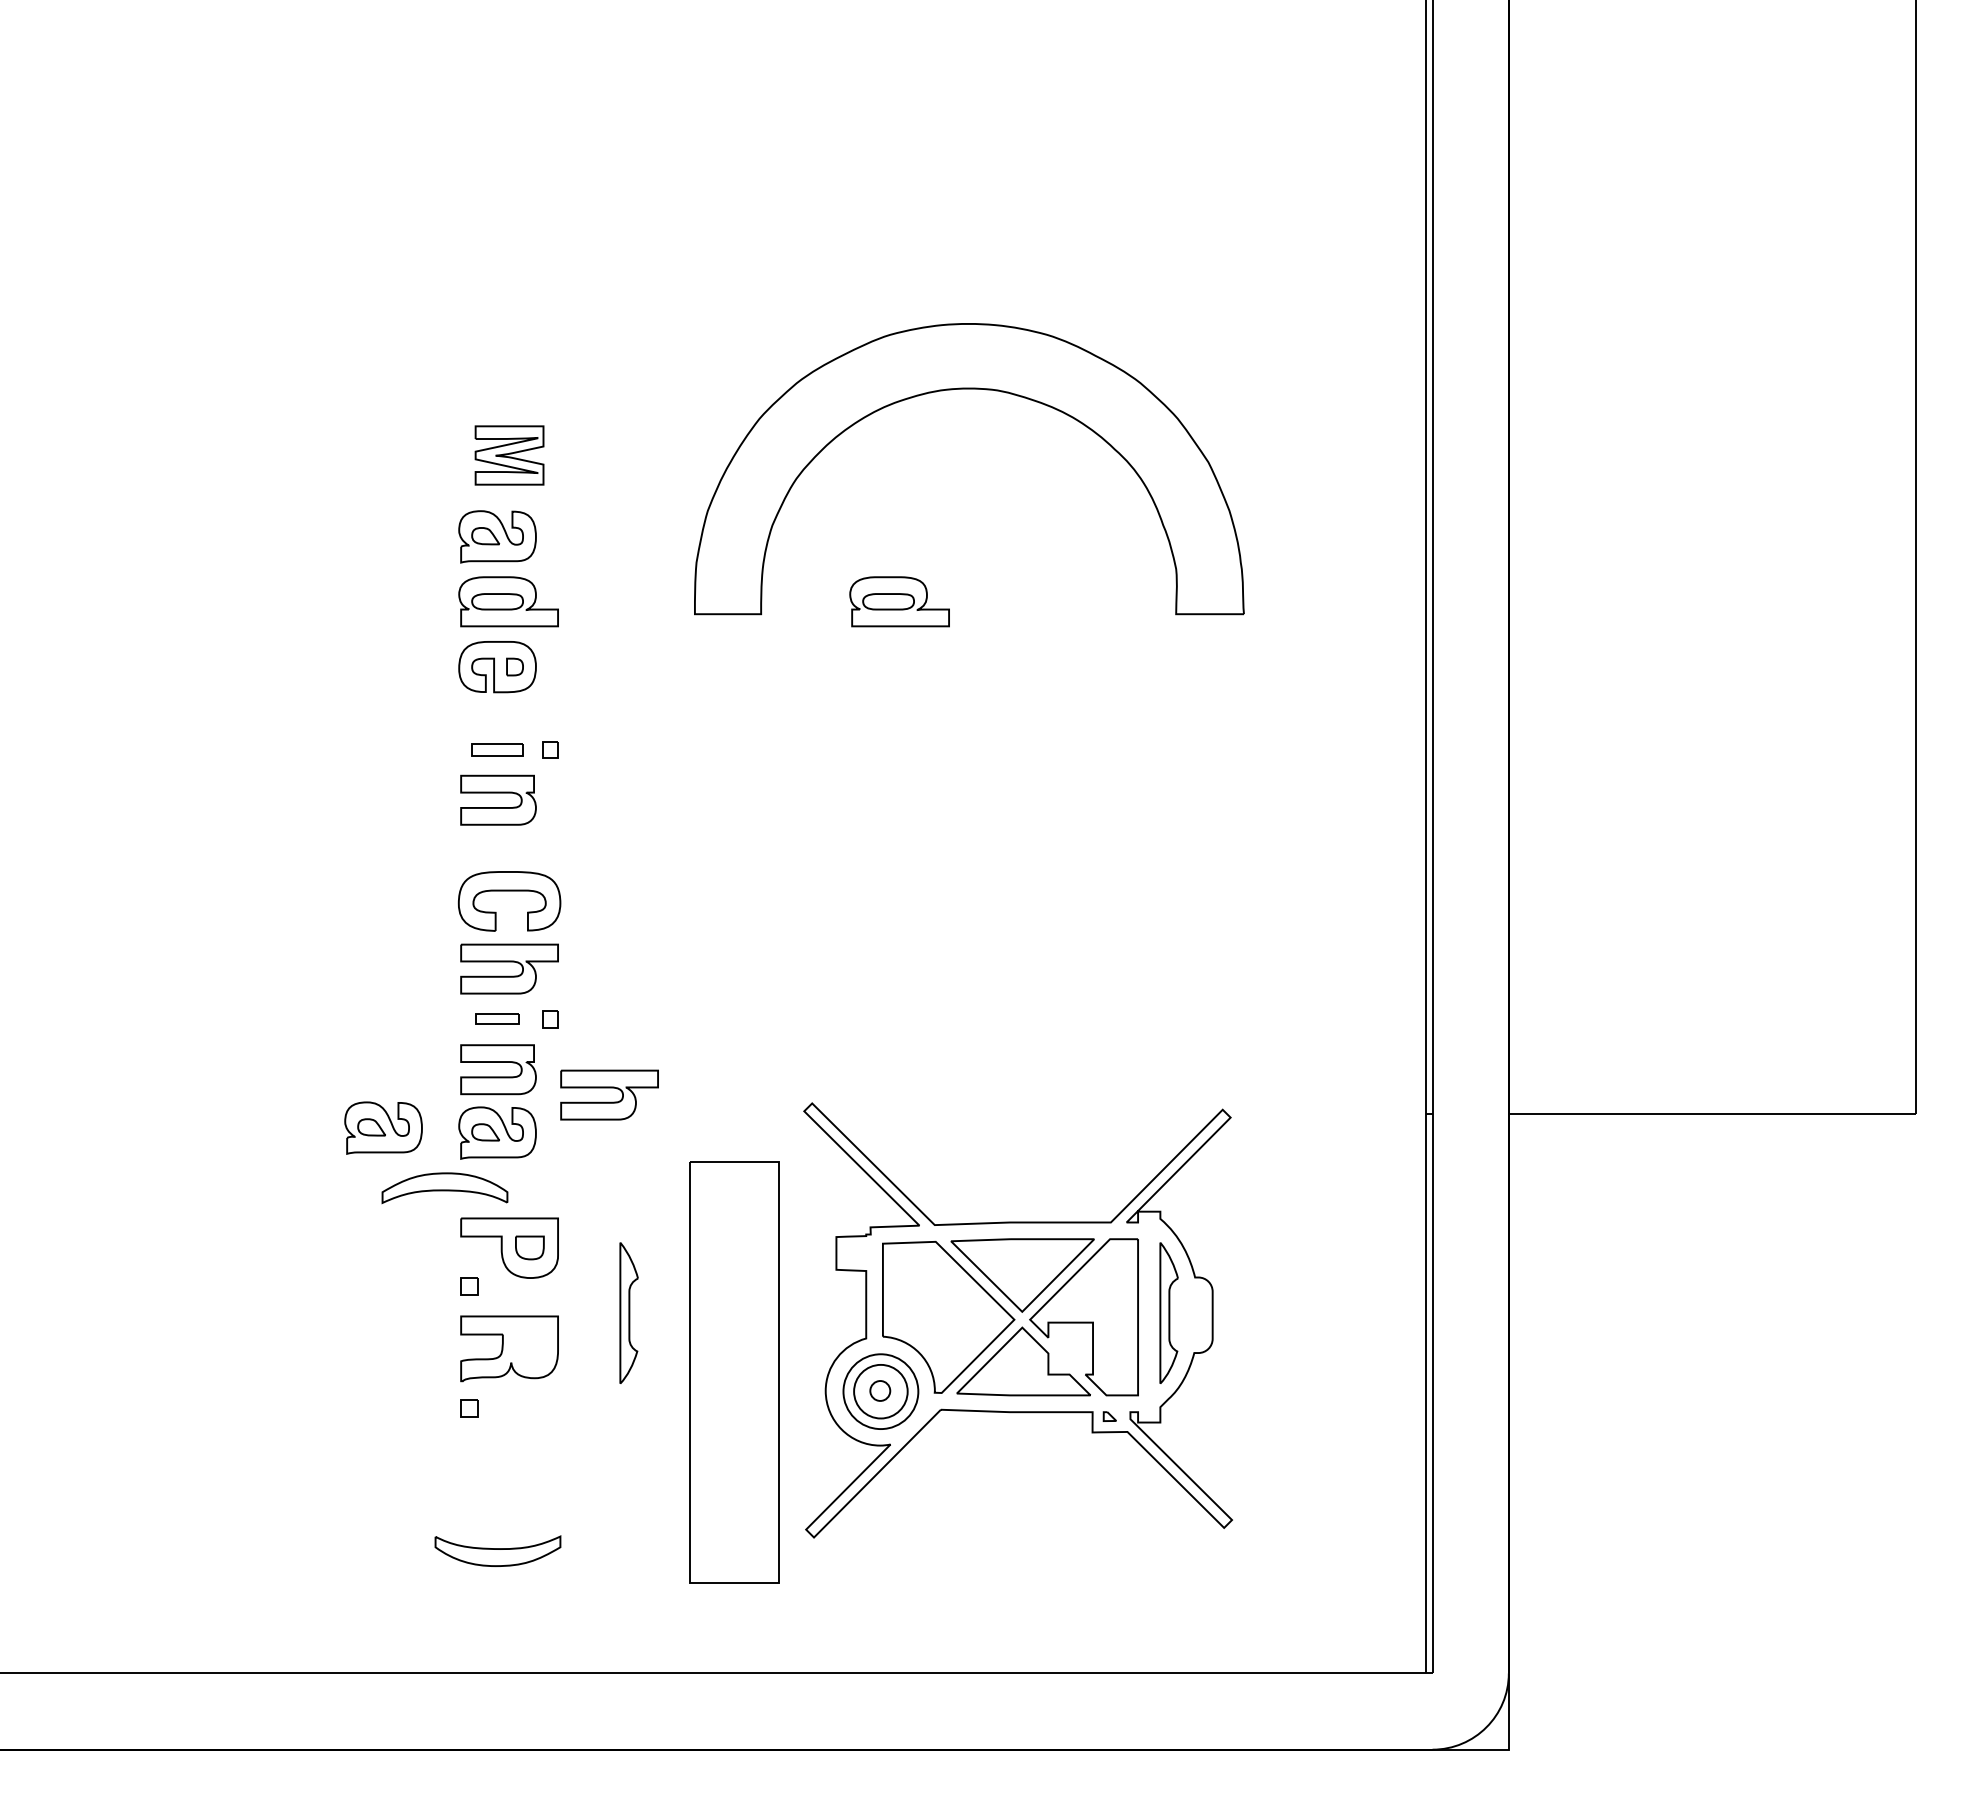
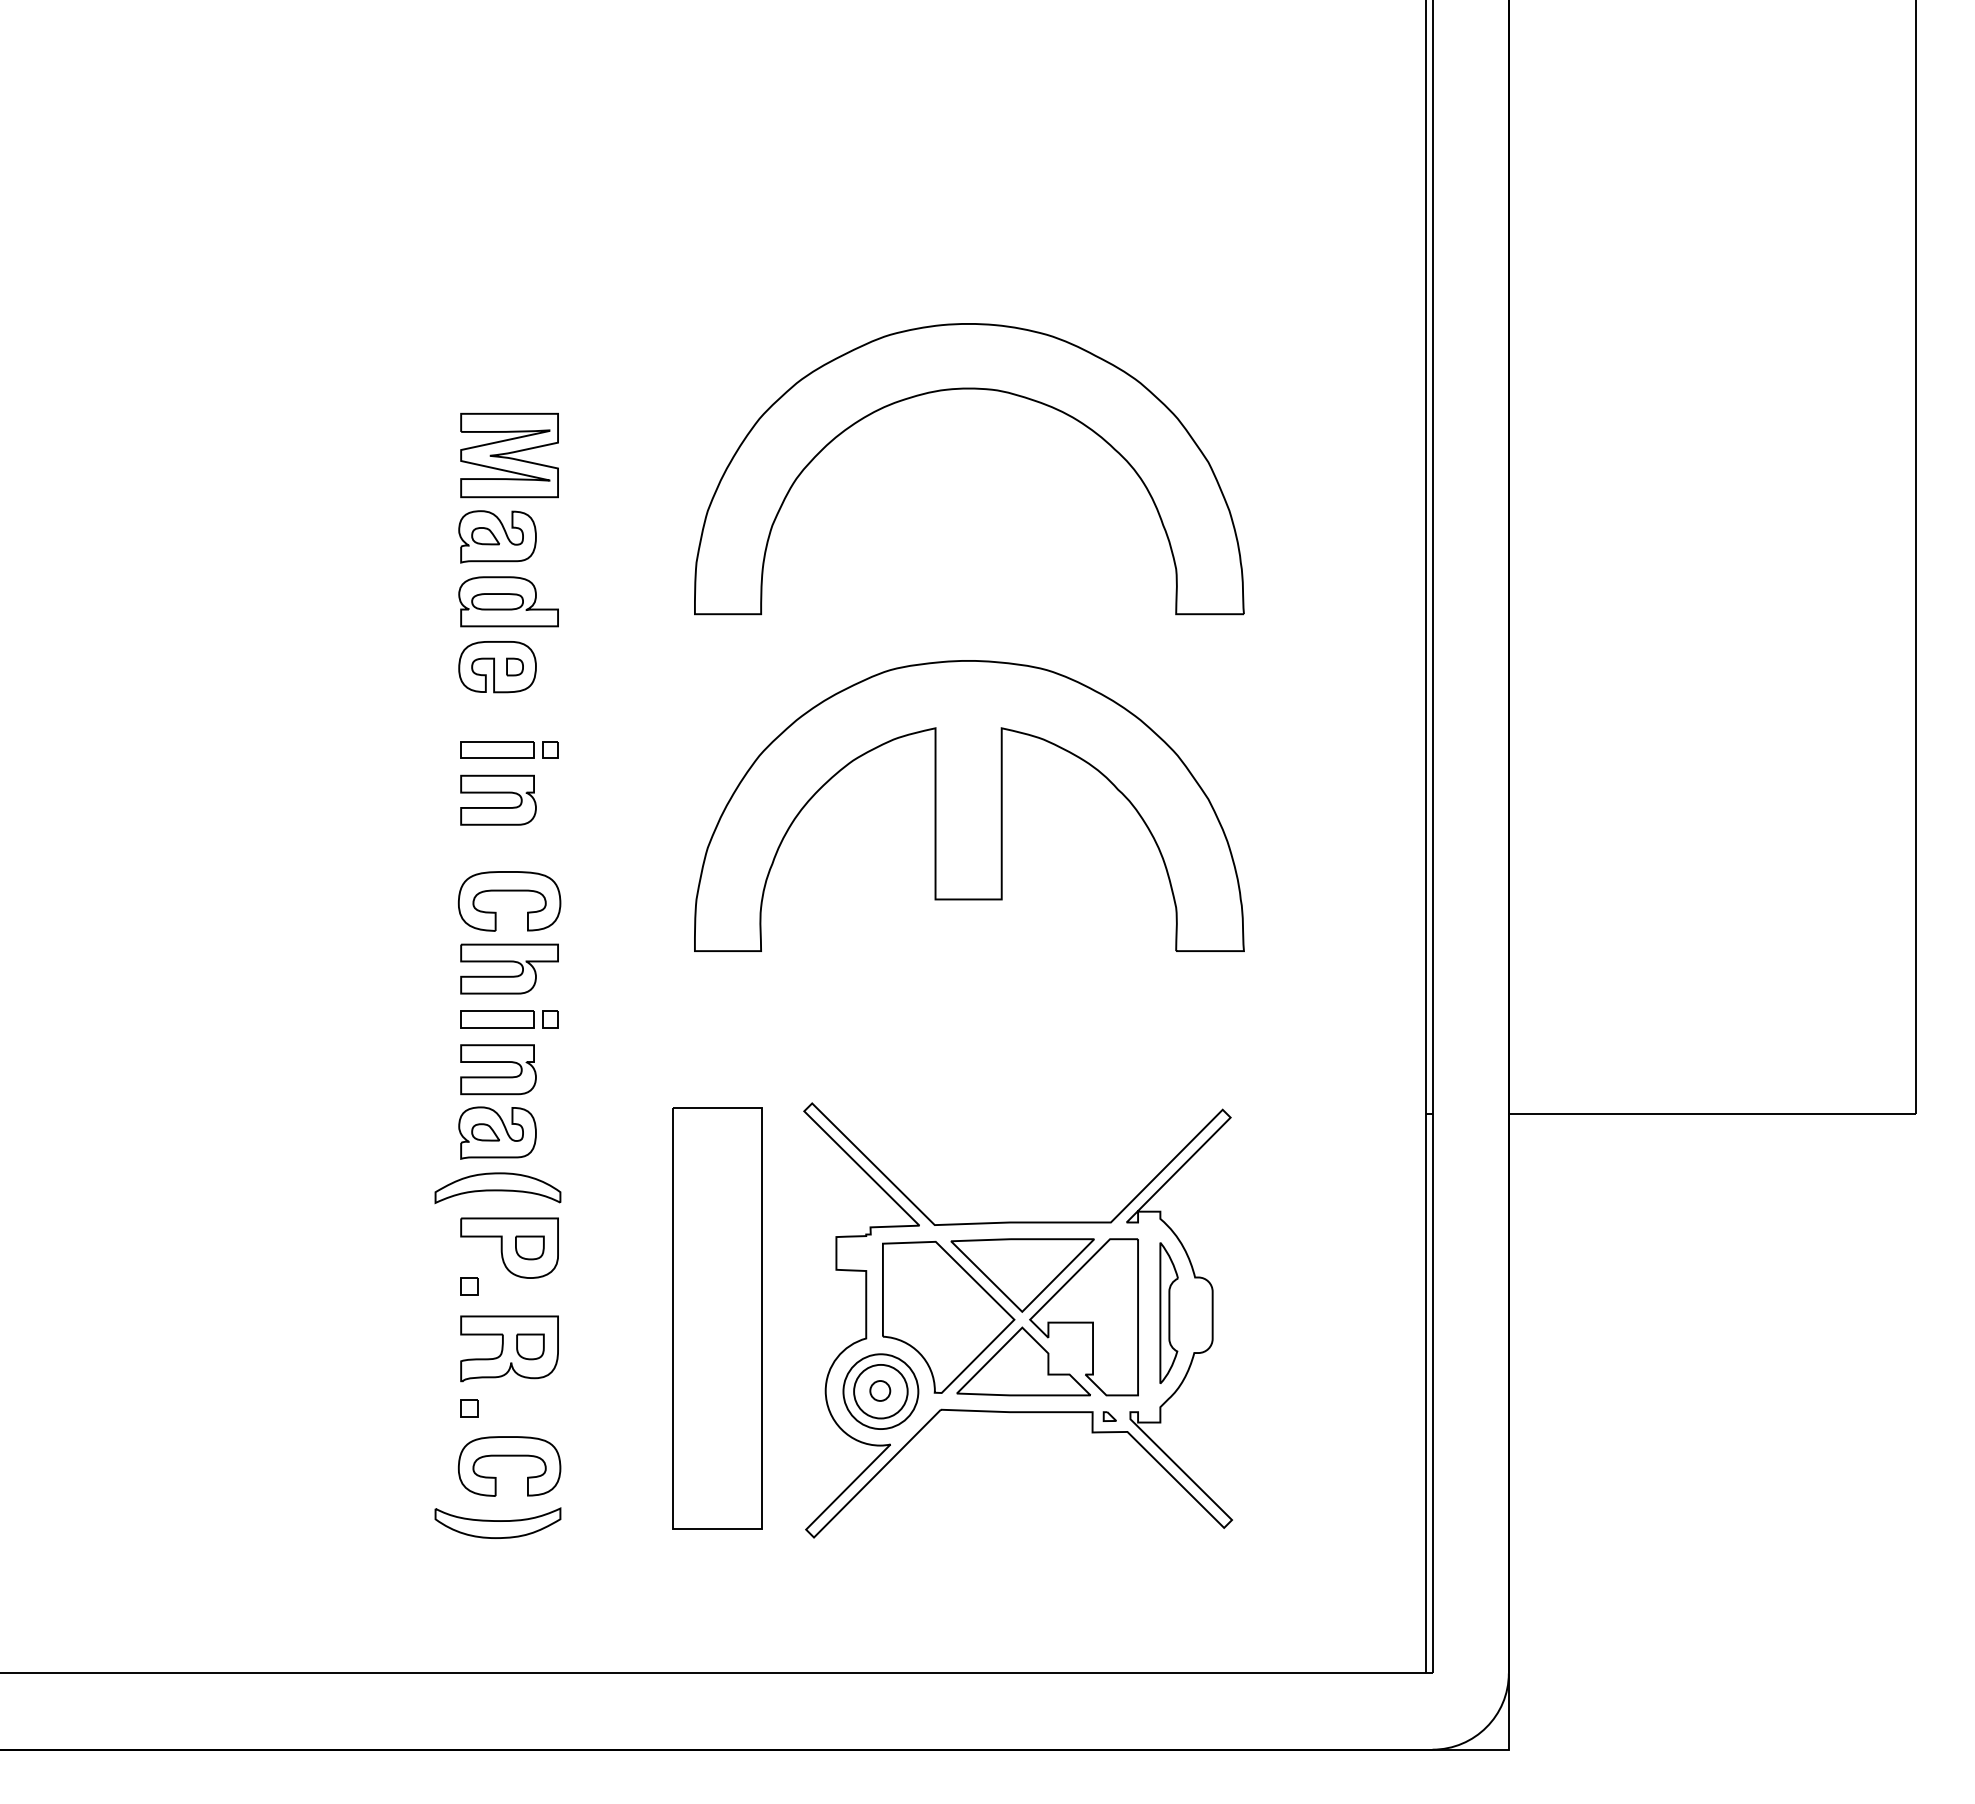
part size: 71x61 px -> 99x87 px (509, 455)
part: present -> none (899, 601)
part size: 53x14 px -> 75x18 px (497, 749)
part: none -> present (969, 805)
part size: 45x12 px -> 75x19 px (497, 1019)
part: present -> none (609, 1094)
part: present -> none (383, 1127)
part position: (444, 1188) -> (497, 1188) (497, 1188)
part: present -> none (628, 1312)
part: none -> present (530, 1346)
part position: (734, 1372) -> (717, 1318) (717, 1318)
part: none -> present (509, 1456)
part position: (497, 1550) -> (497, 1522) (497, 1522)
